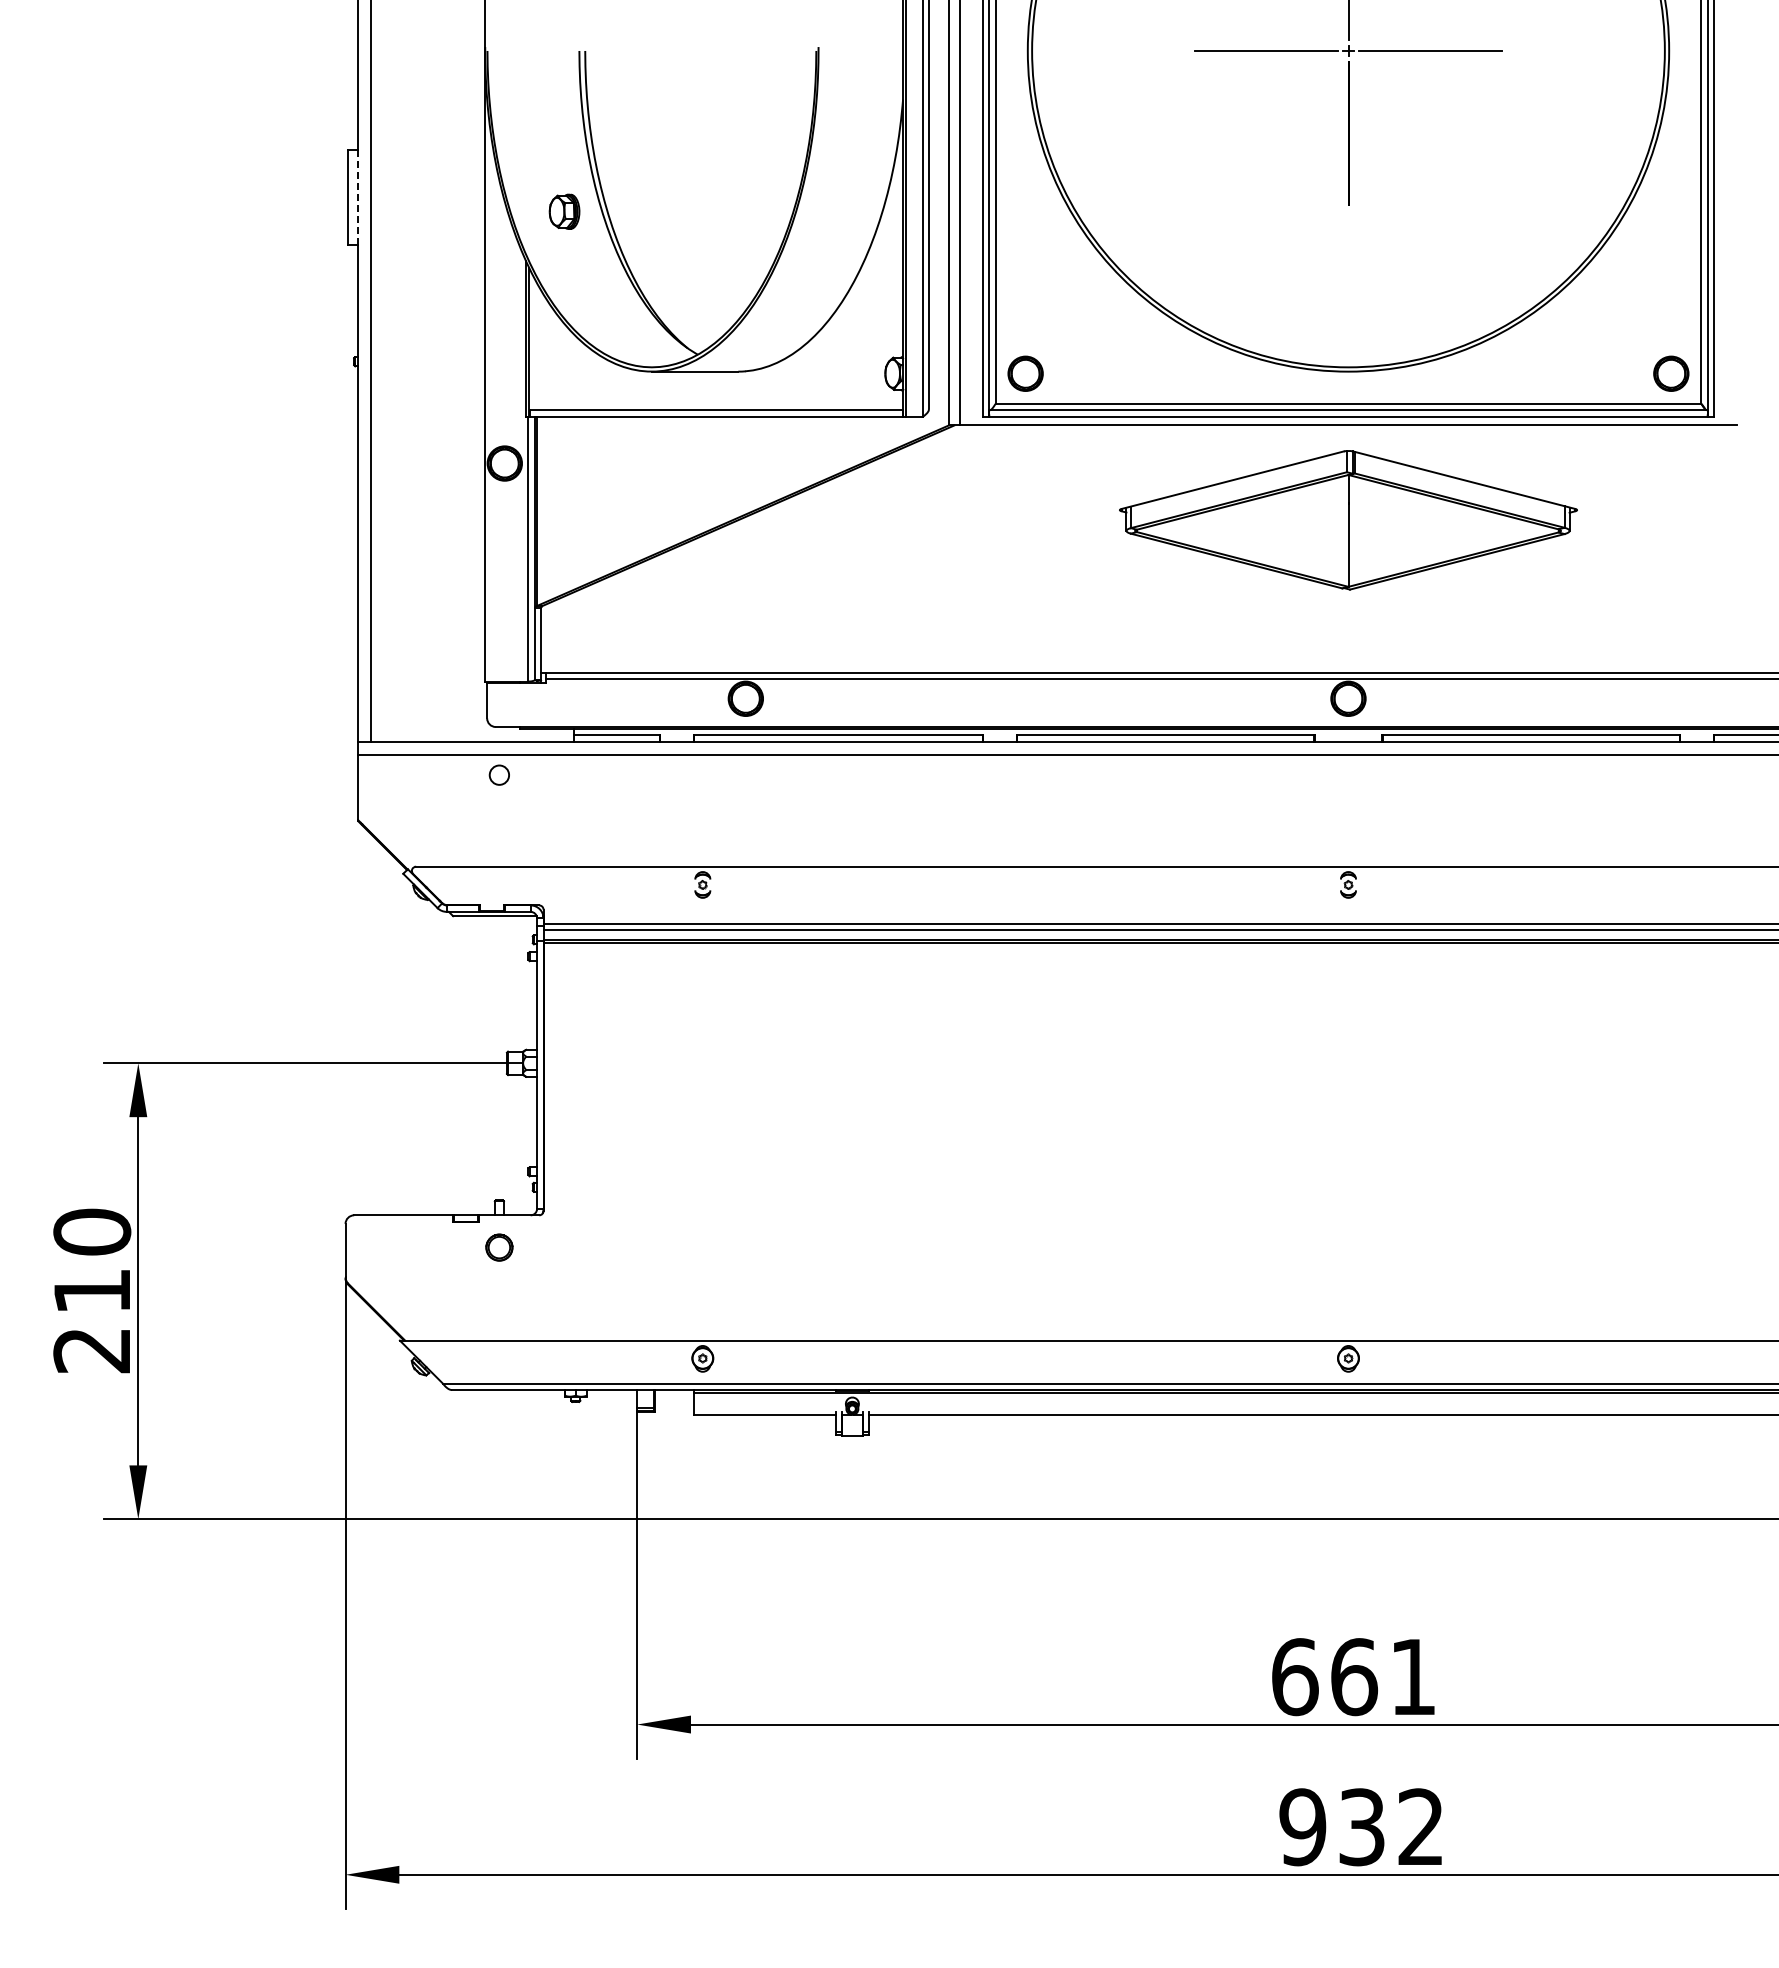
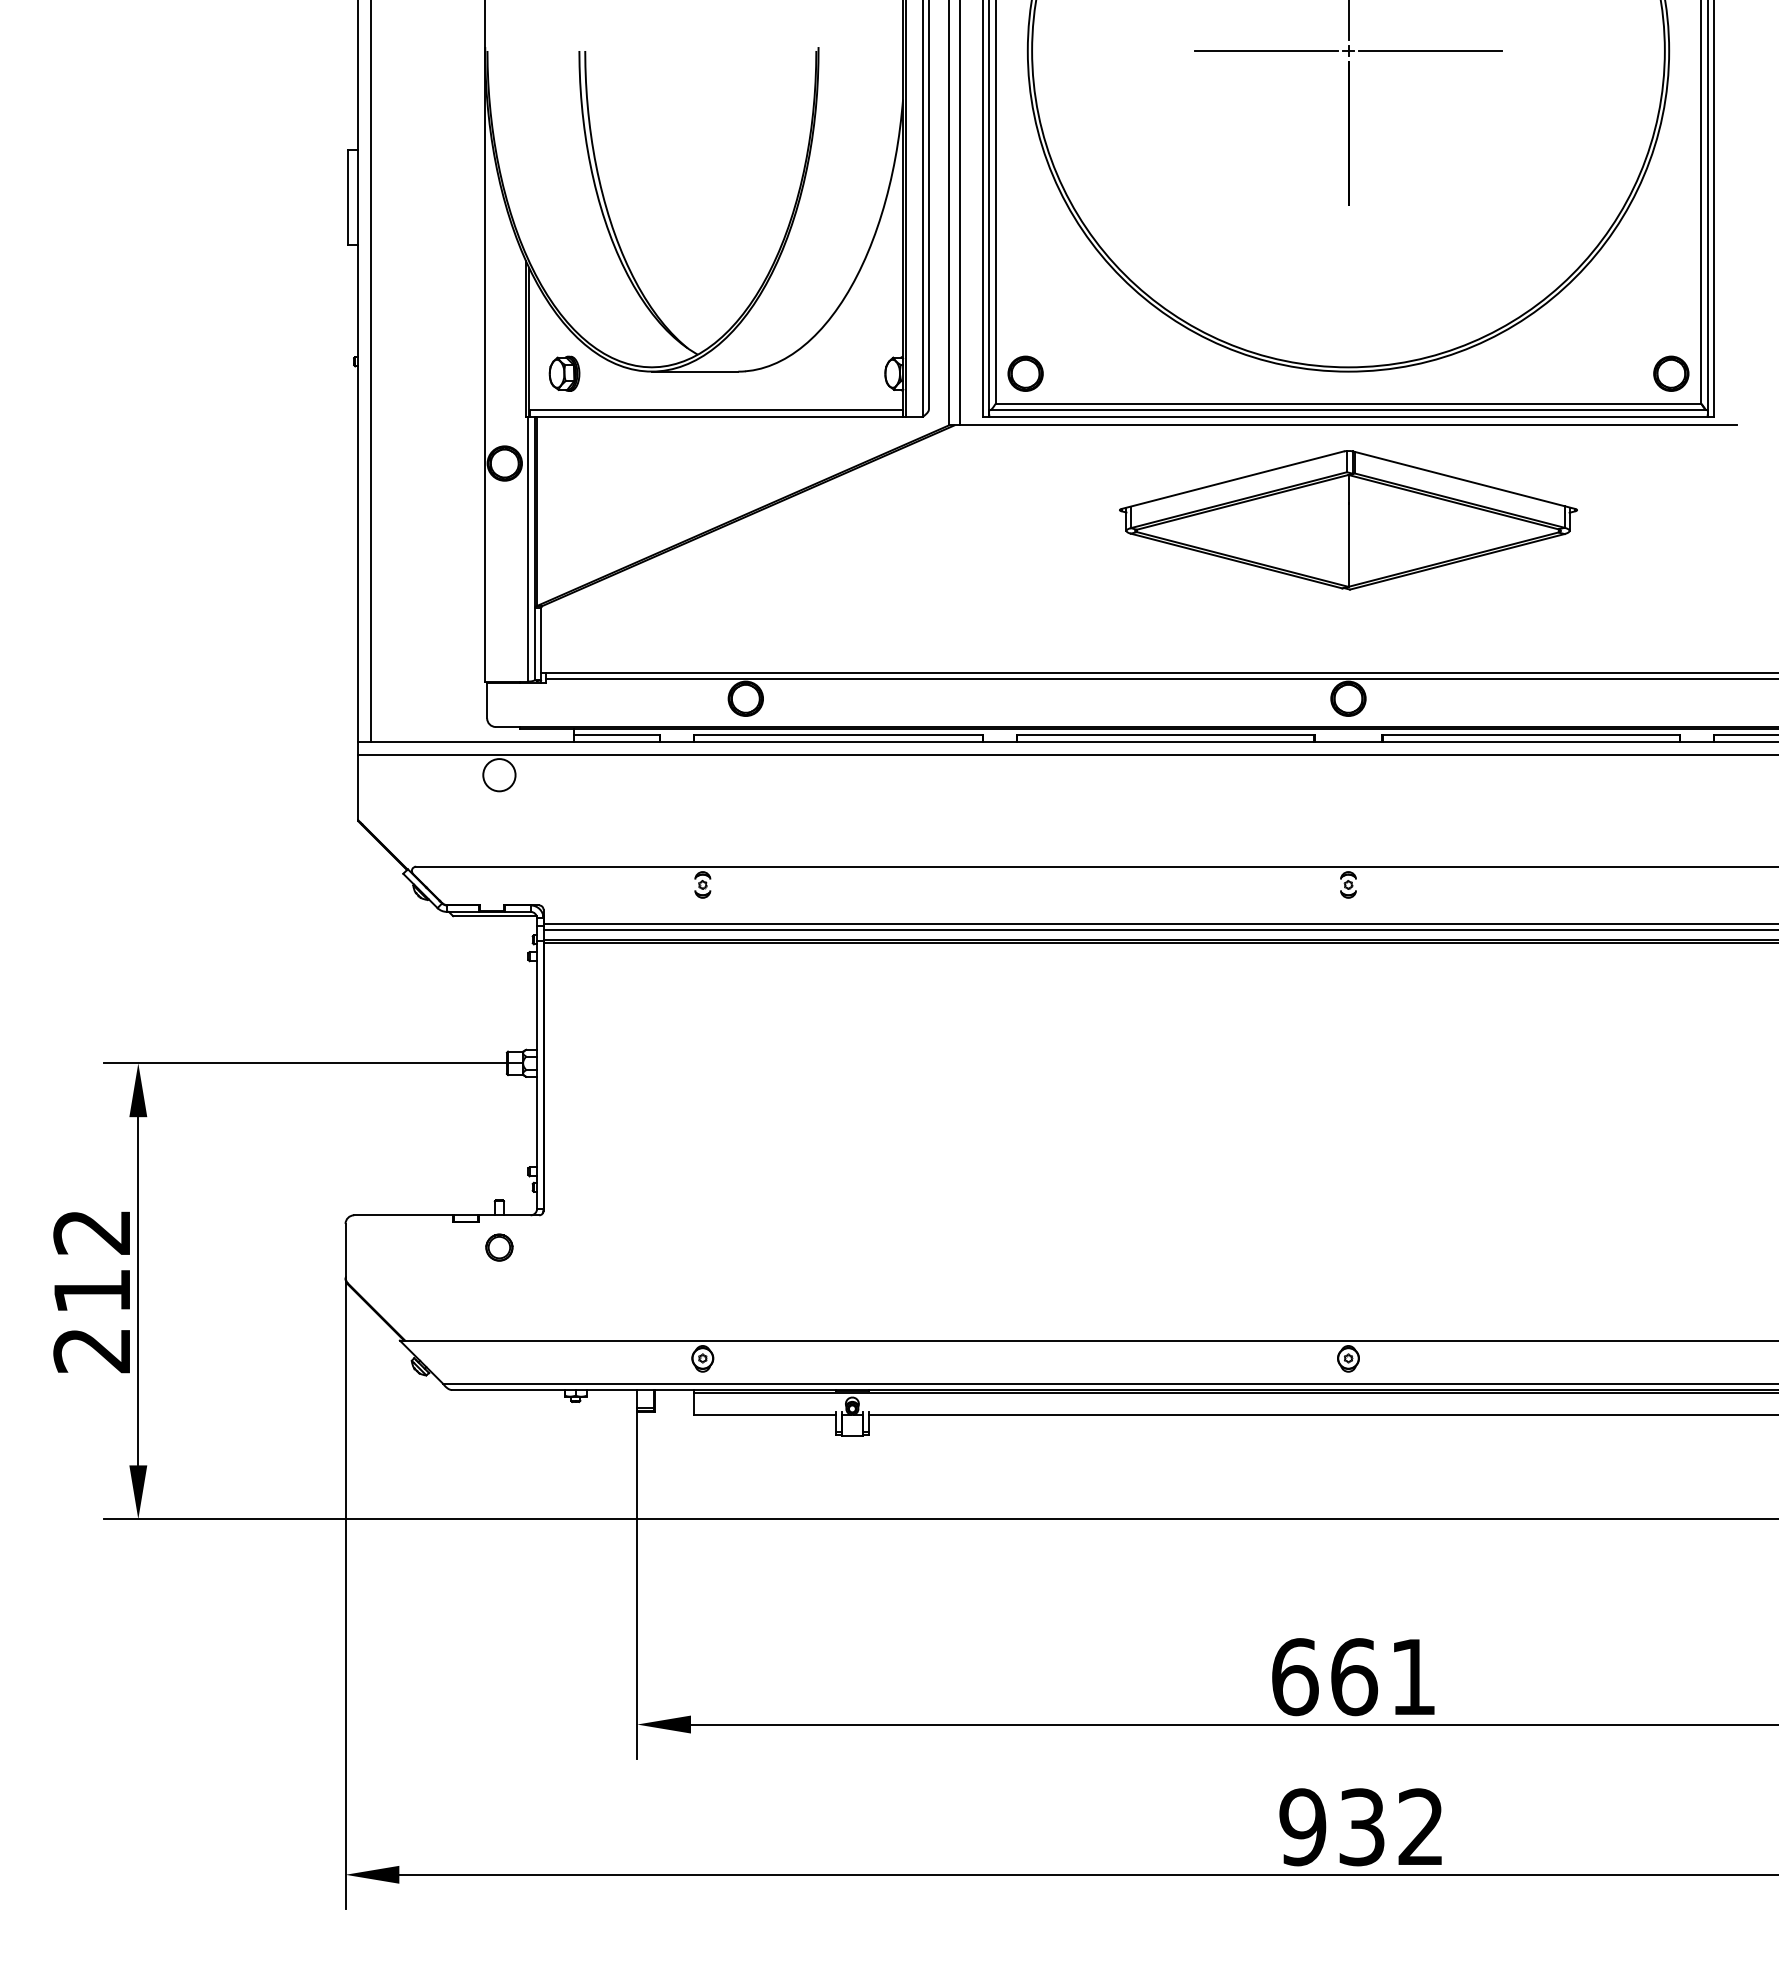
line: dashed -> solid (358, 196)
part position: (564, 211) -> (564, 373) (564, 373)
circle diameter: 19 px -> 32 px (499, 775)
text: 210 -> 212 (92, 1231)
